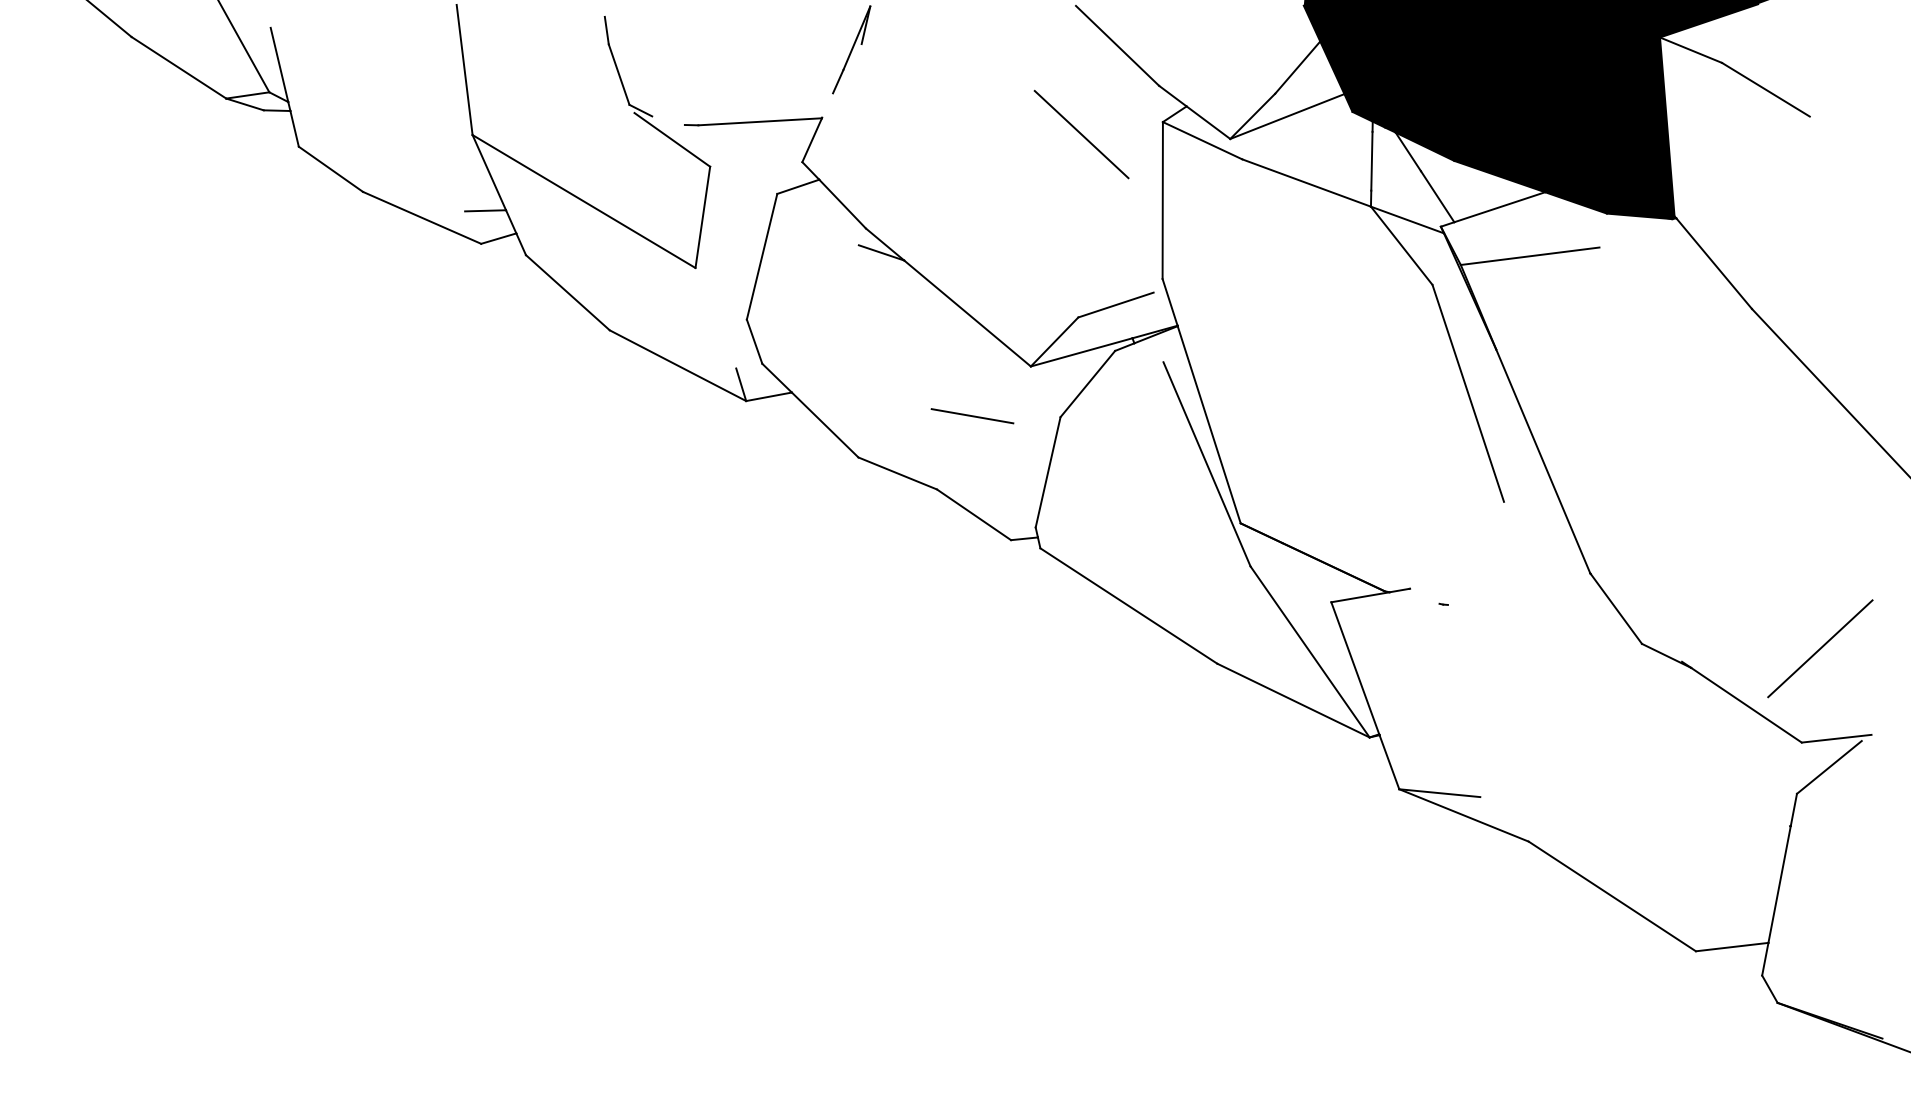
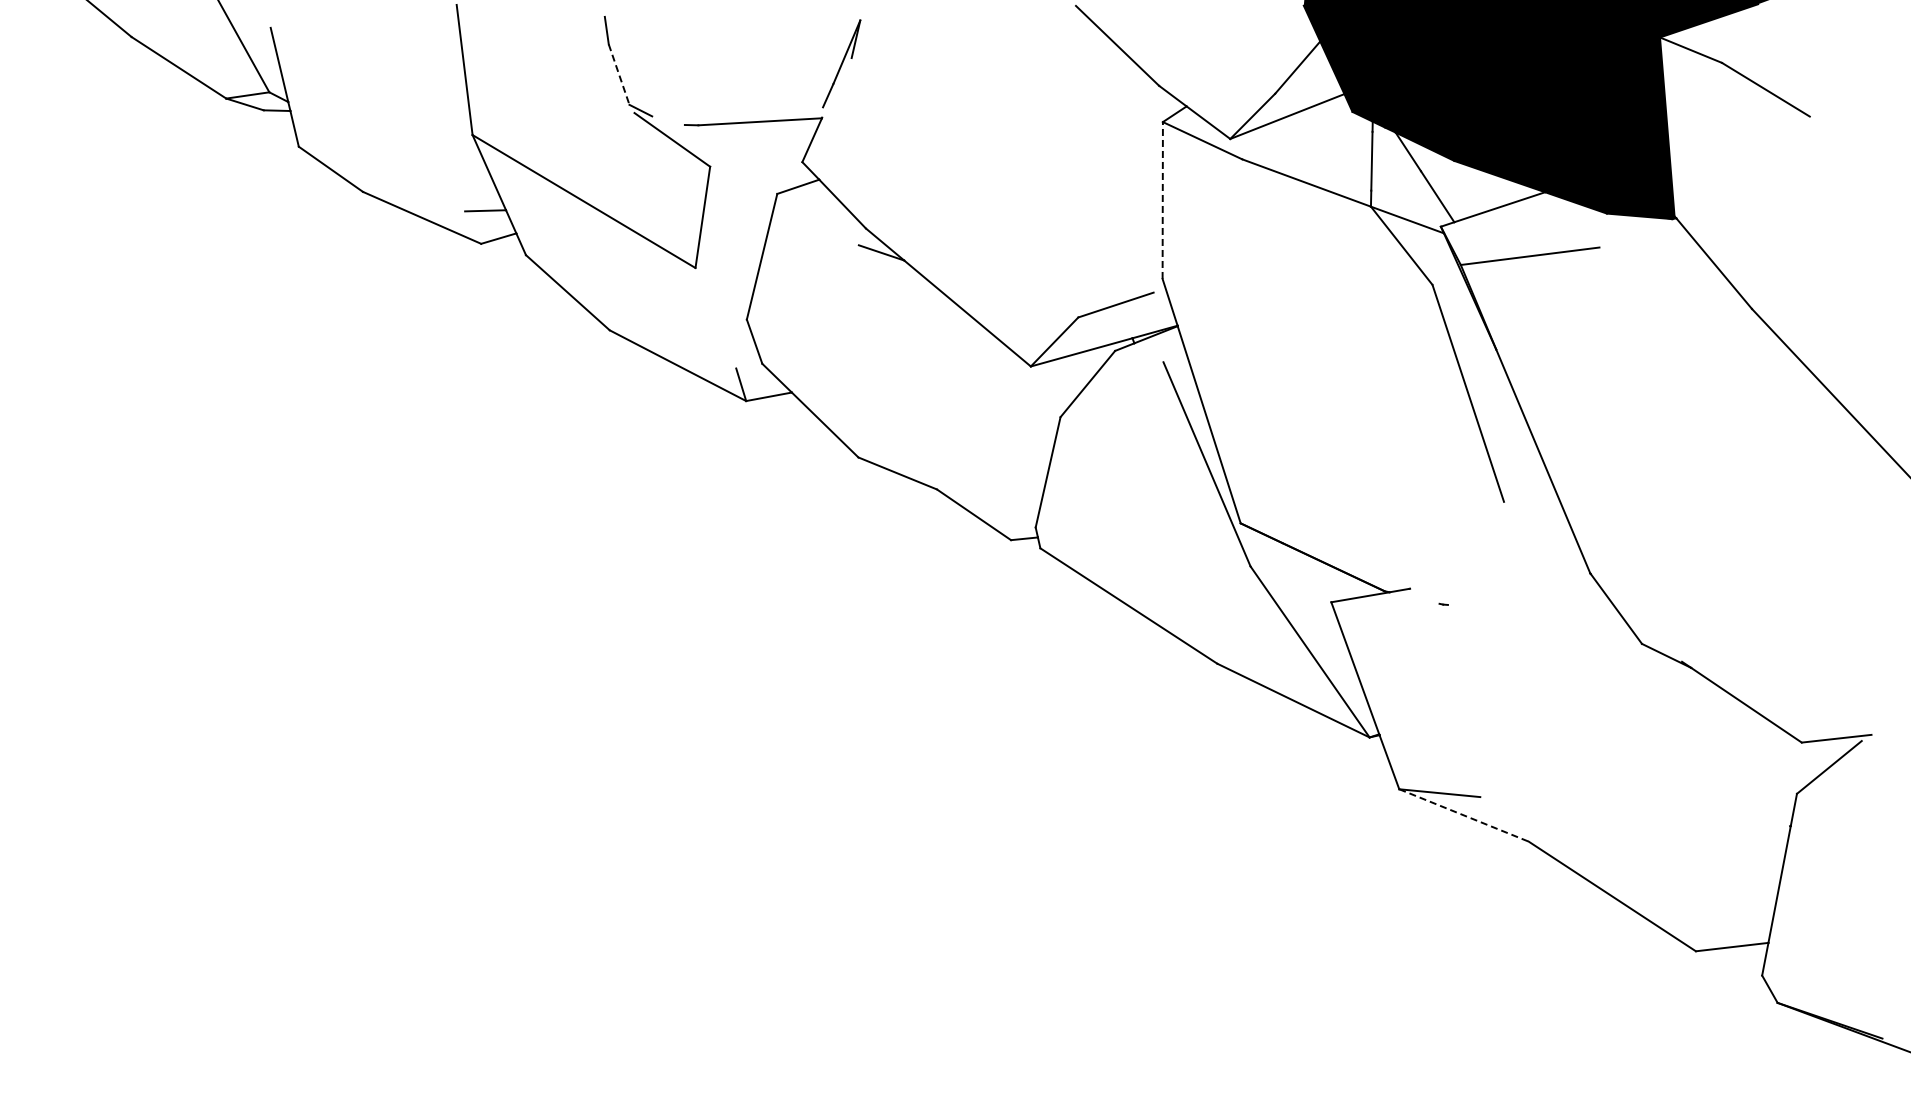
part position: (851, 49) -> (841, 63) (841, 63)
line: solid -> dashed (619, 74)
line: present -> none (1081, 134)
line: solid -> dashed (1162, 200)
line: present -> none (972, 416)
line: present -> none (1820, 648)
line: solid -> dashed (1464, 815)
